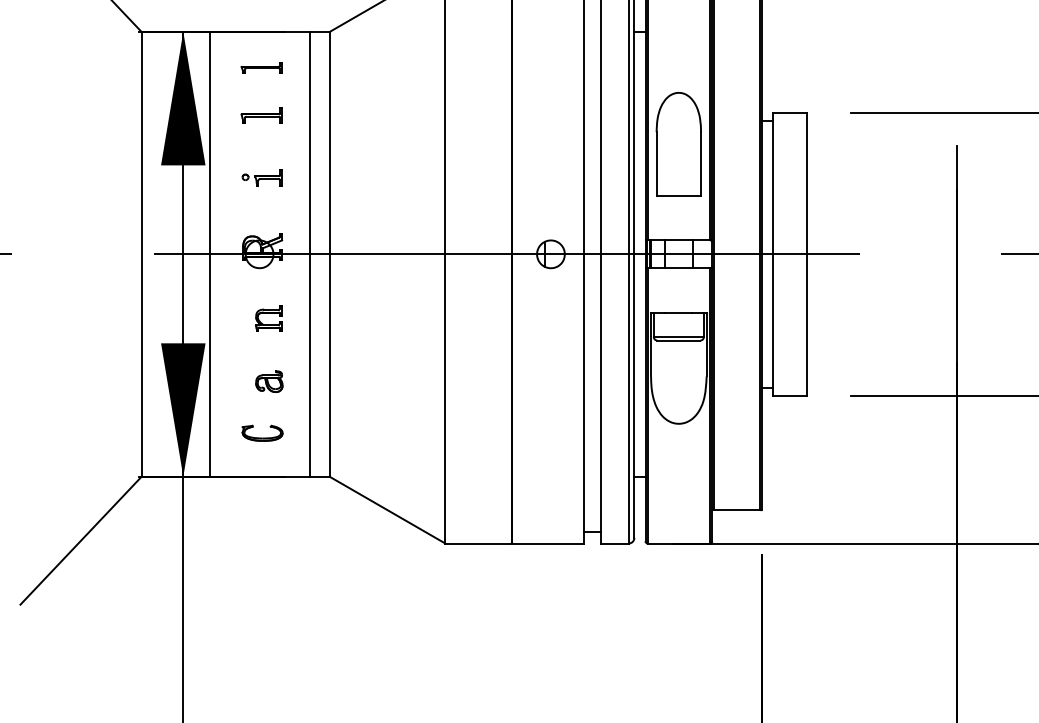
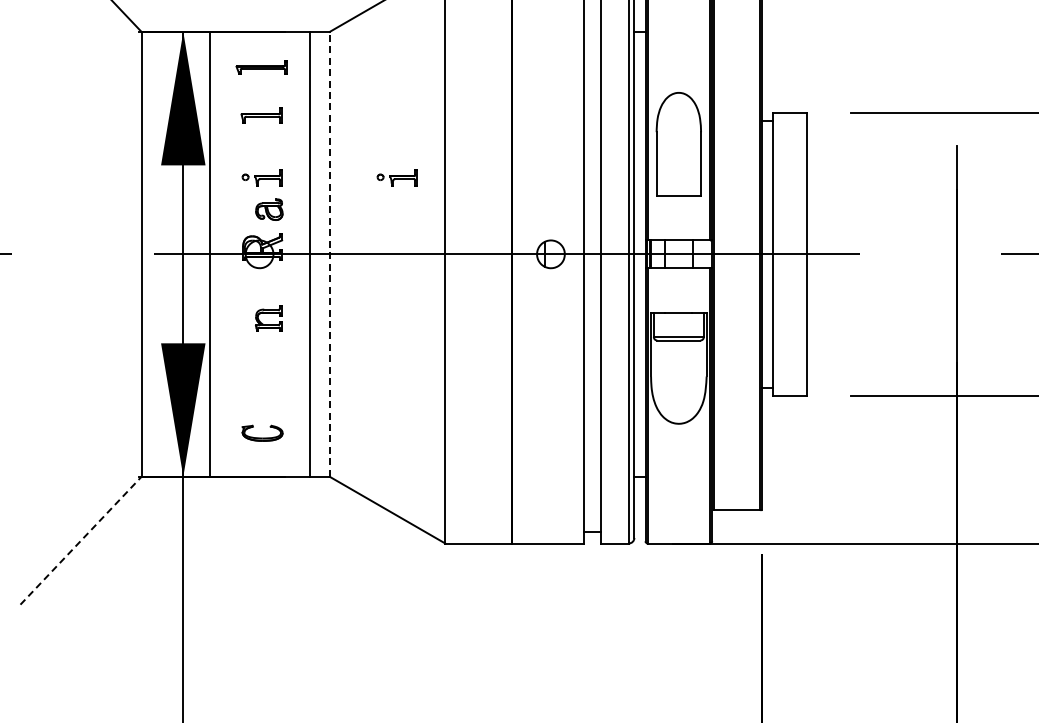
part size: 43x12 px -> 53x15 px (261, 67)
part: none -> present (396, 177)
line: solid -> dashed (329, 253)
part position: (269, 381) -> (269, 209) (269, 209)
line: solid -> dashed (81, 540)
